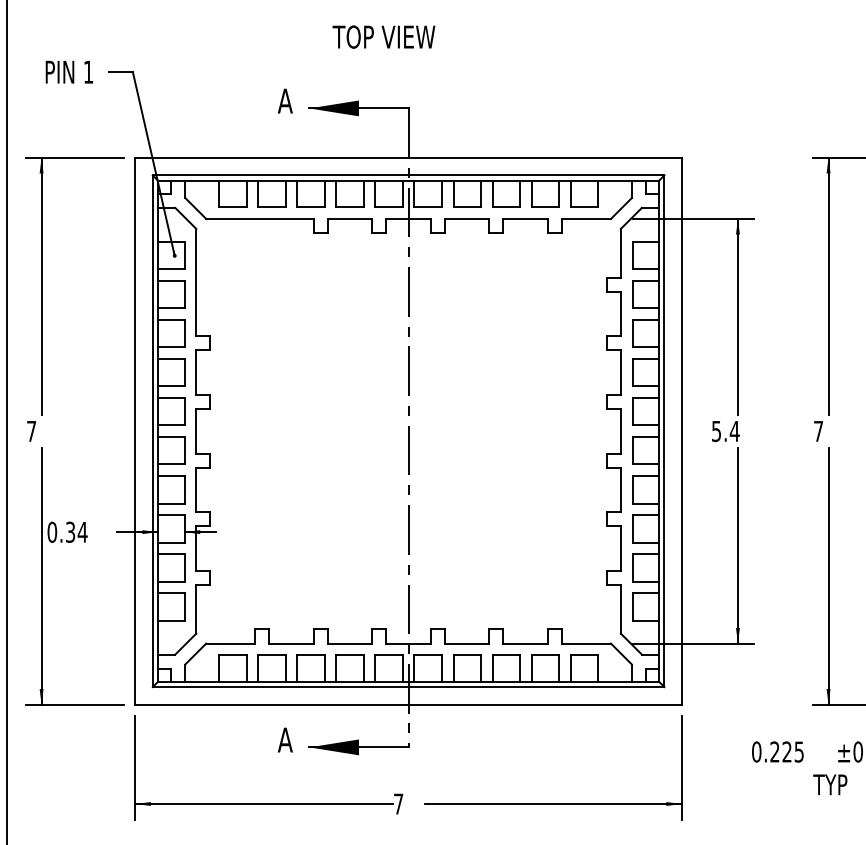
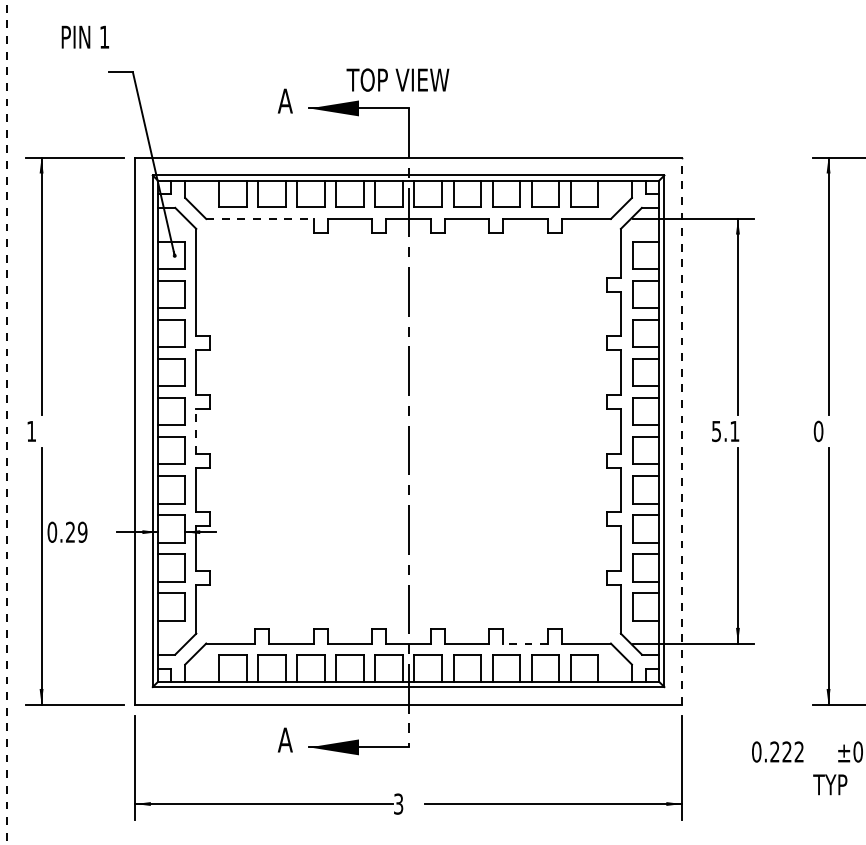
text position: (383, 36) -> (397, 79) (397, 79)
text position: (68, 71) -> (84, 36) (84, 36)
line: solid -> dashed (259, 218)
line: solid -> dashed (6, 422)
line: solid -> dashed (196, 430)
line: solid -> dashed (681, 430)
text: 7 -> 1 (31, 431)
text: 5.4 -> 5.1 (734, 431)
text: 7 -> 0 (818, 431)
text: 0.34 -> 0.29 (76, 531)
line: solid -> dashed (525, 643)
text: 0.225 -> 0.222 (798, 751)
text: 7 -> 3 (398, 803)
